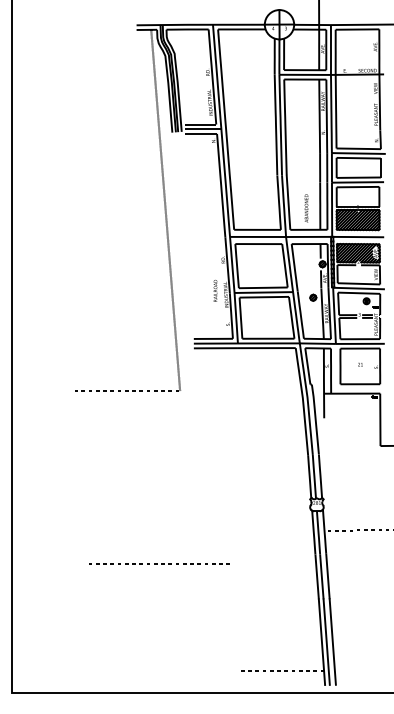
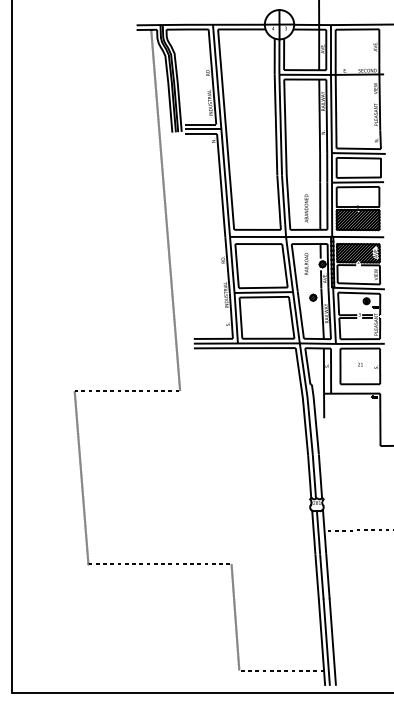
text position: (215, 290) -> (306, 263) (306, 263)
line: none -> present (81, 477)
line: none -> present (235, 617)
